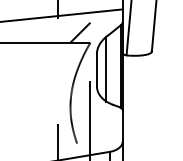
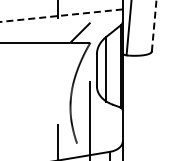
line: solid -> dashed (61, 15)
line: solid -> dashed (154, 25)
